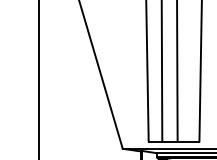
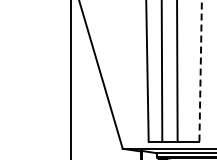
line: solid -> dashed (200, 70)
line position: (38, 79) -> (70, 79) (70, 79)
